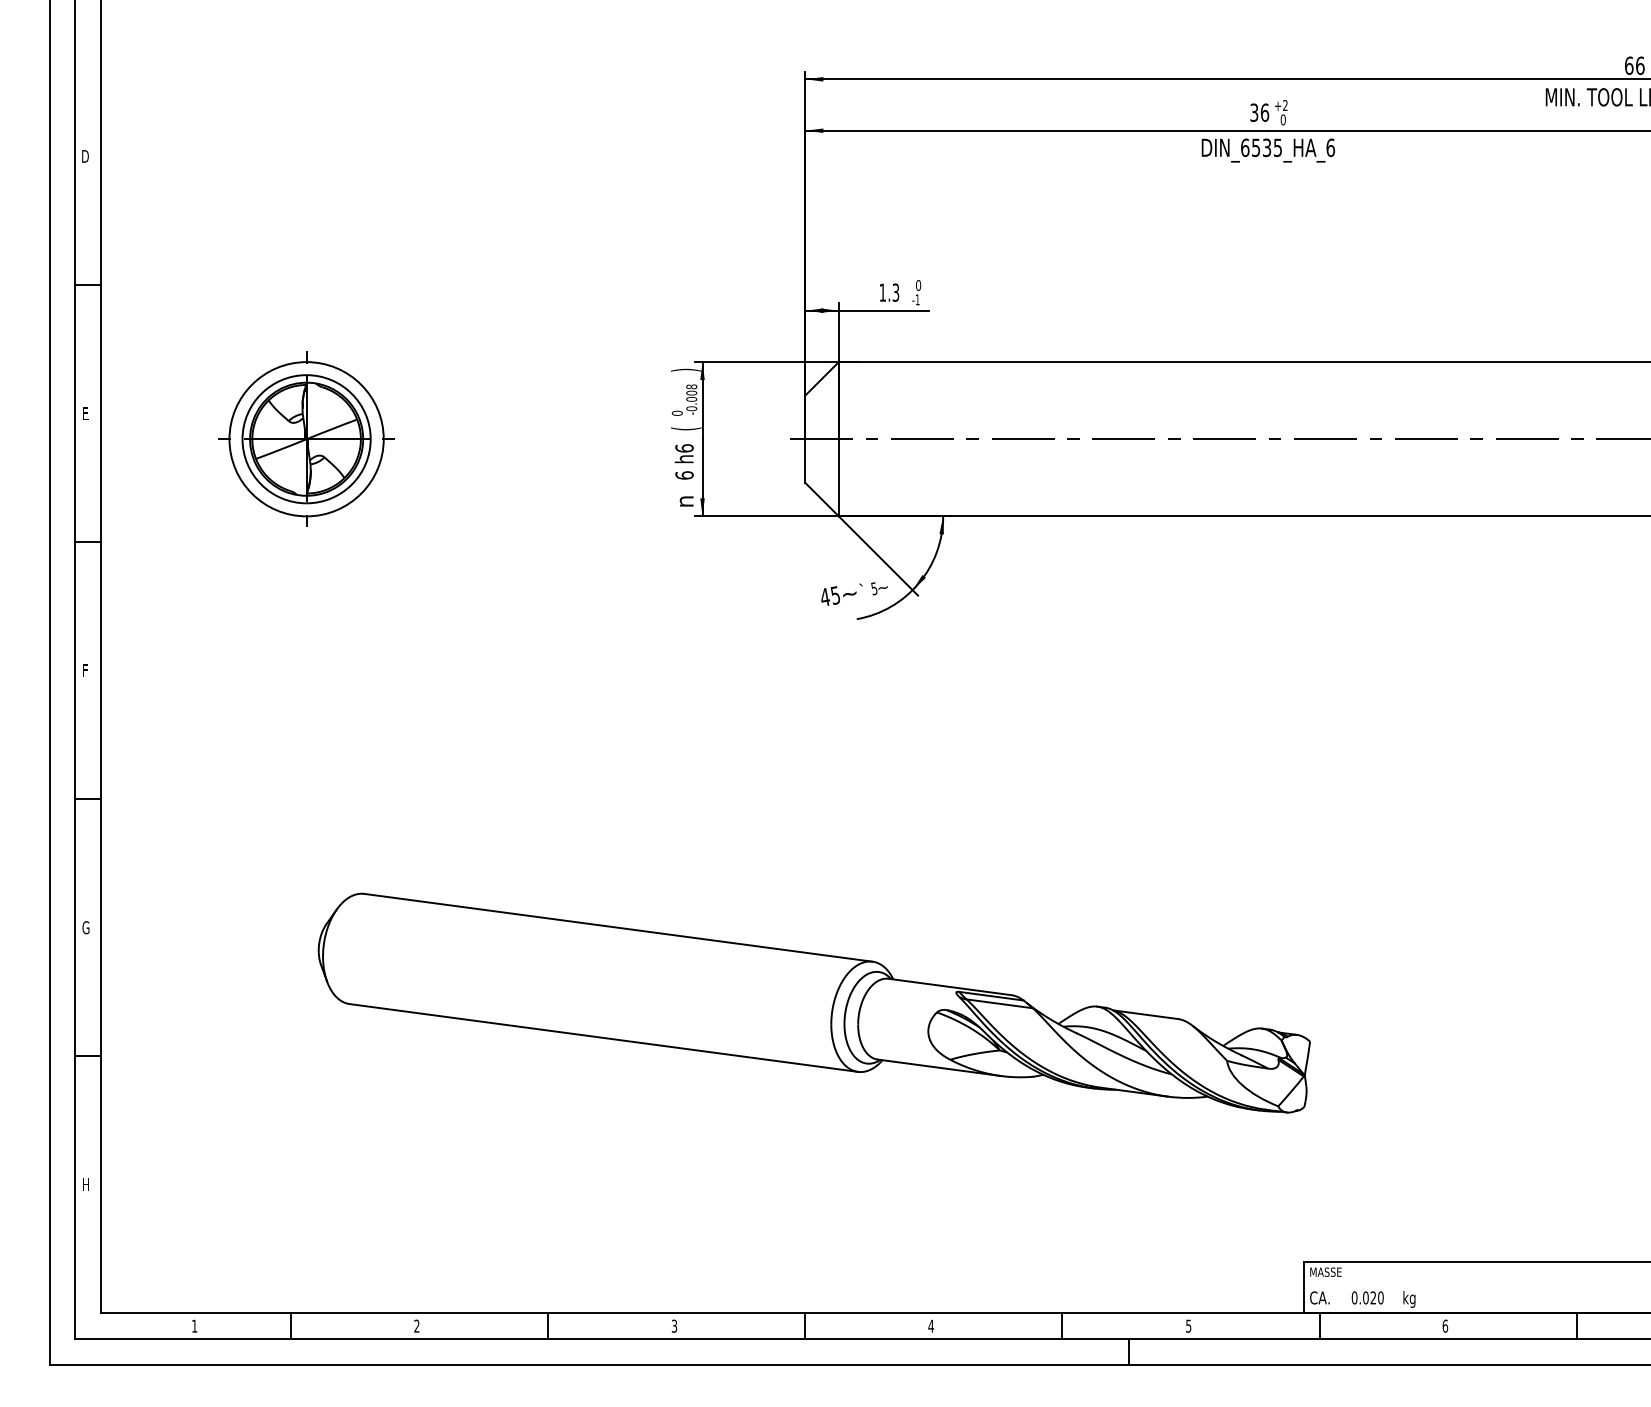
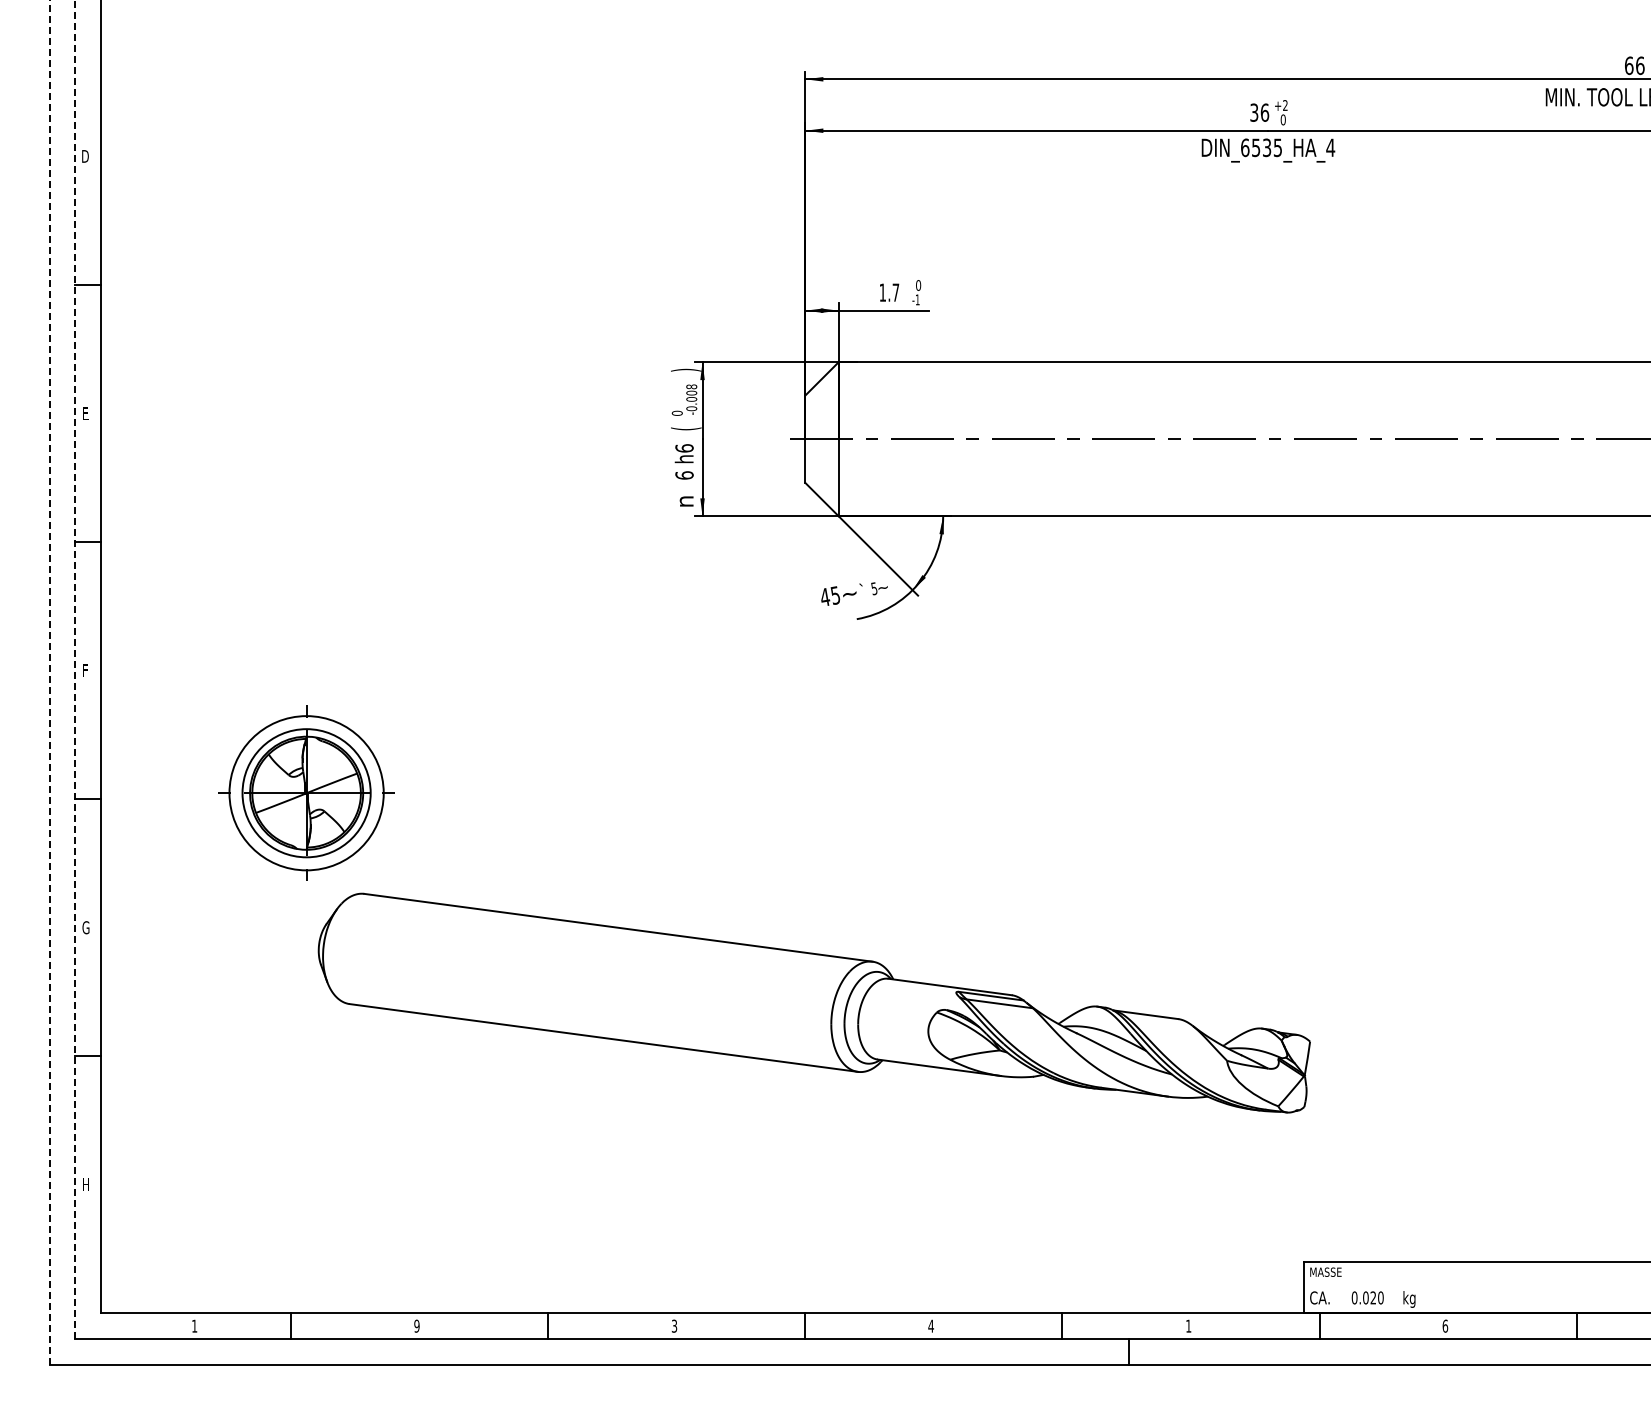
text: DIN_6535_HA_6 -> DIN_6535_HA_4 (1330, 147)
text: 1.3 -> 1.7 (895, 292)
part position: (306, 438) -> (306, 792) (306, 792)
line: solid -> dashed (75, 669)
line: solid -> dashed (49, 681)
text: 2 -> 9 (416, 1325)
text: 5 -> 1 (1188, 1325)
